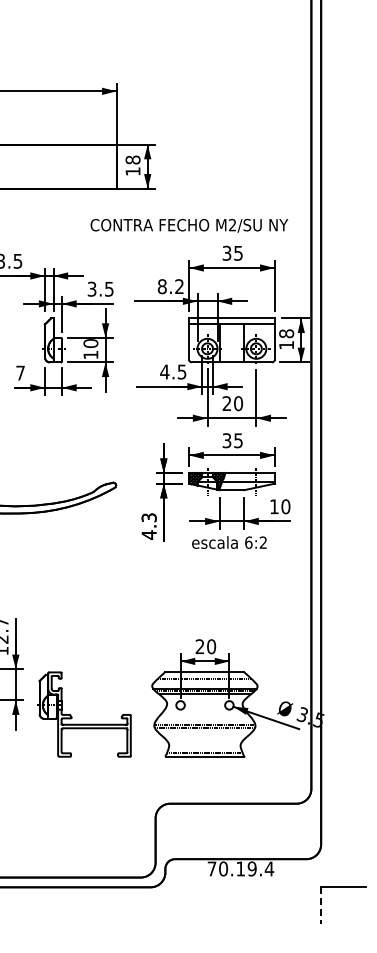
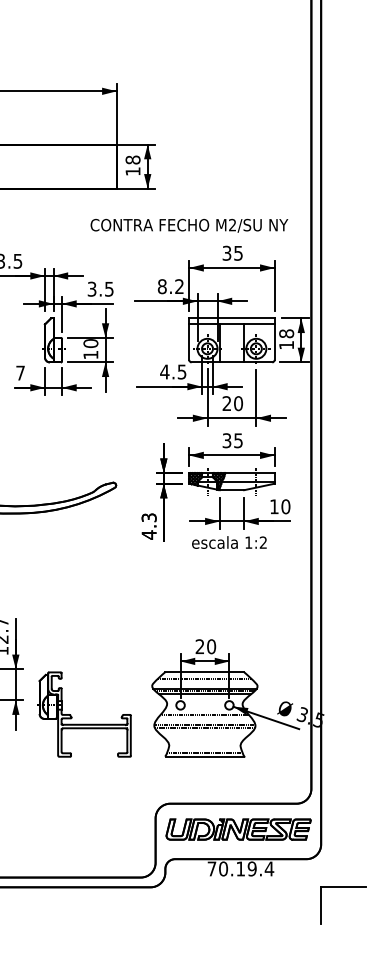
text: 6:2 -> 1:2 (248, 542)
line: none -> present (204, 715)
part: none -> present (238, 829)
line: dashed -> solid (321, 905)
